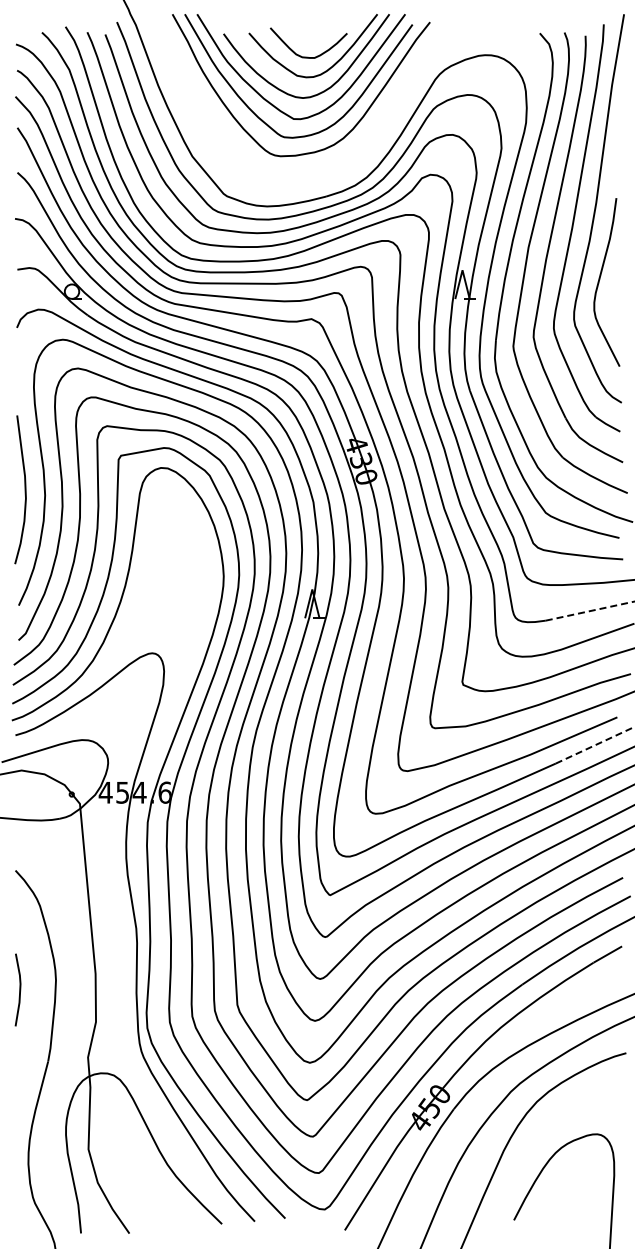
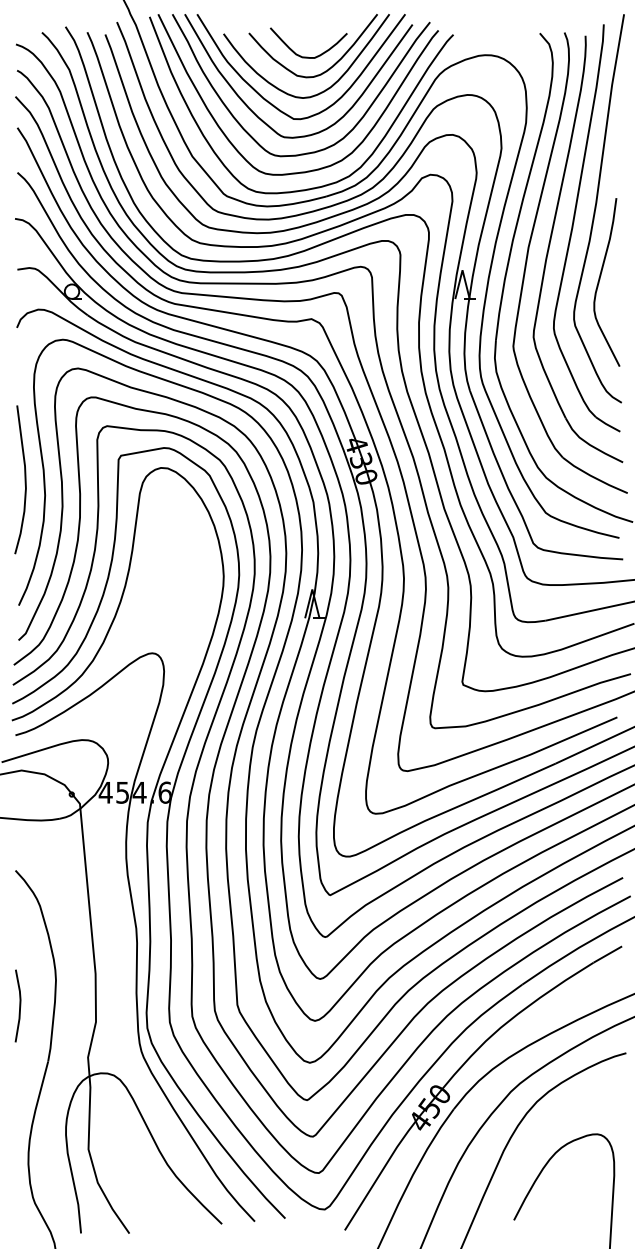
part: none -> present (320, 167)
curve position: (24, 489) -> (24, 479) (24, 479)
line: dashed -> solid (590, 611)
line: dashed -> solid (595, 745)
line position: (19, 989) -> (19, 1005) (19, 1005)
